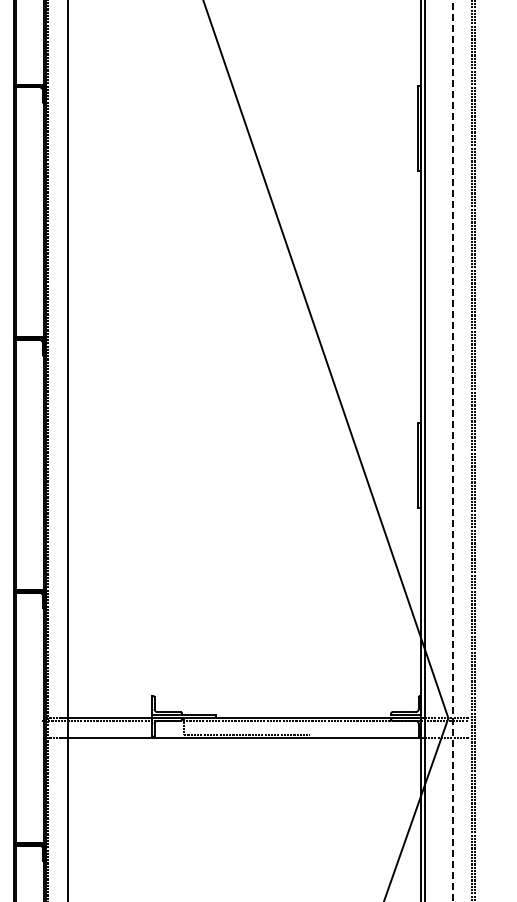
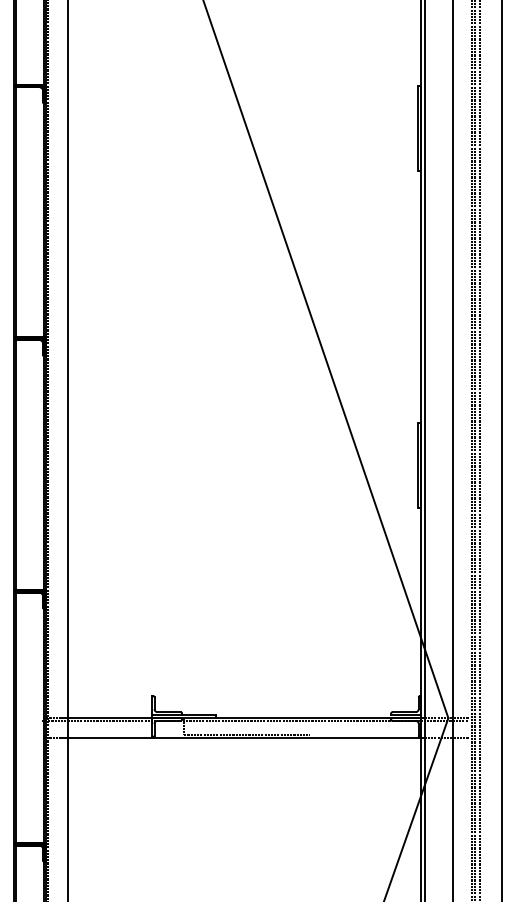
line: dashed -> solid (453, 450)
line: none -> present (479, 450)
line: none -> present (501, 450)
